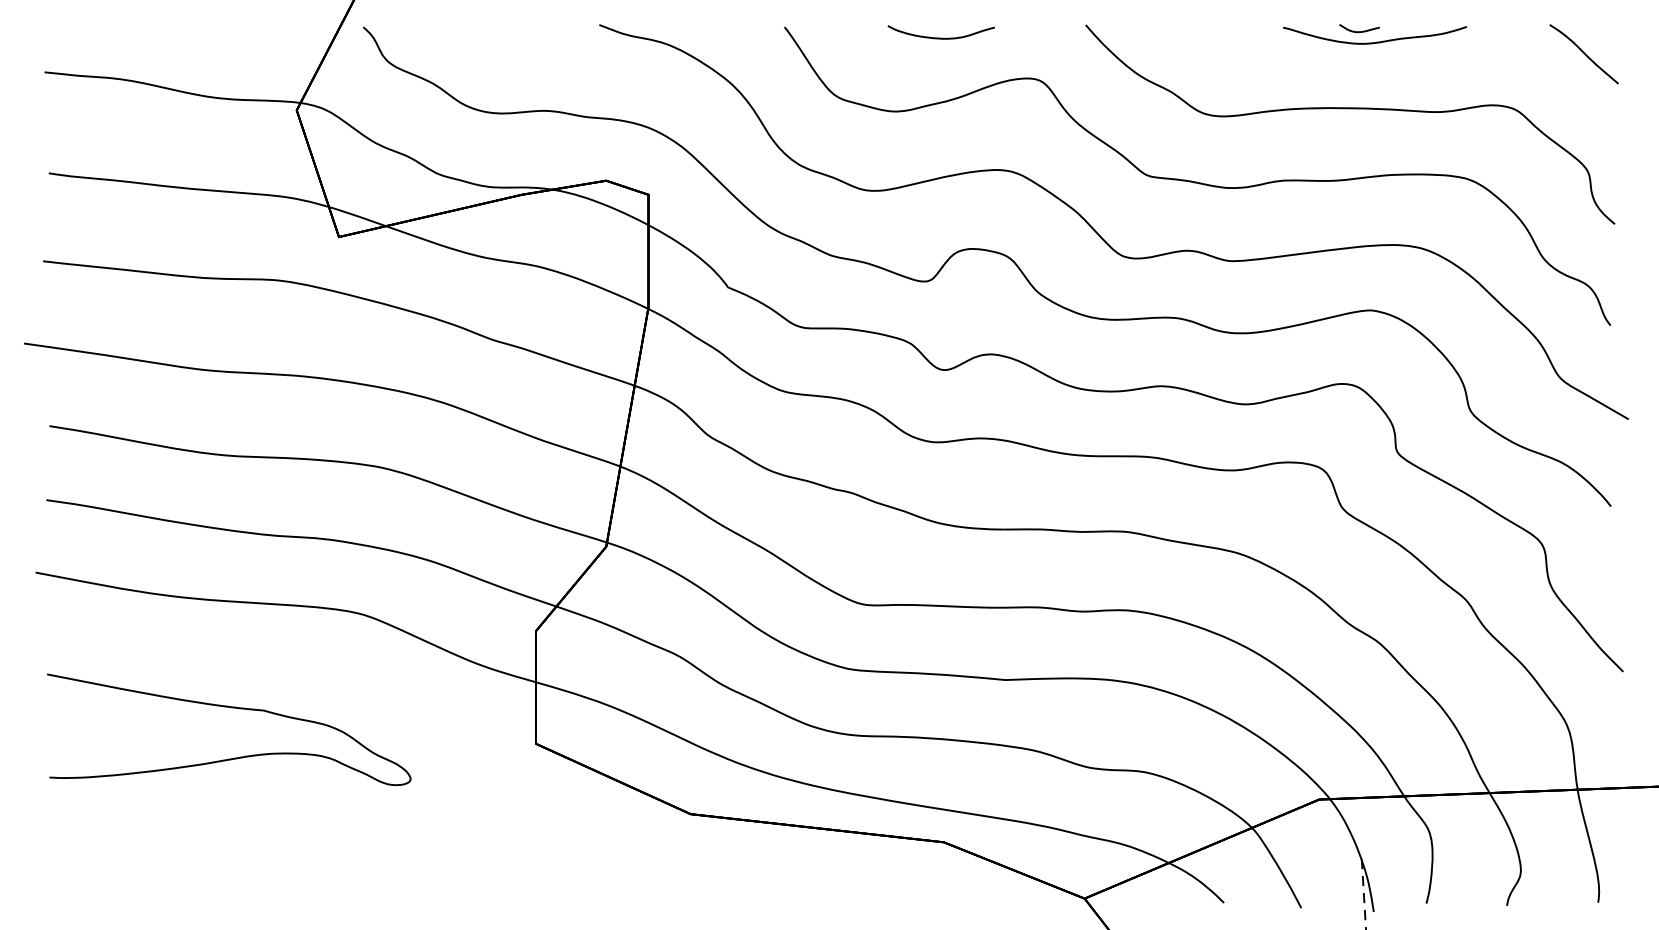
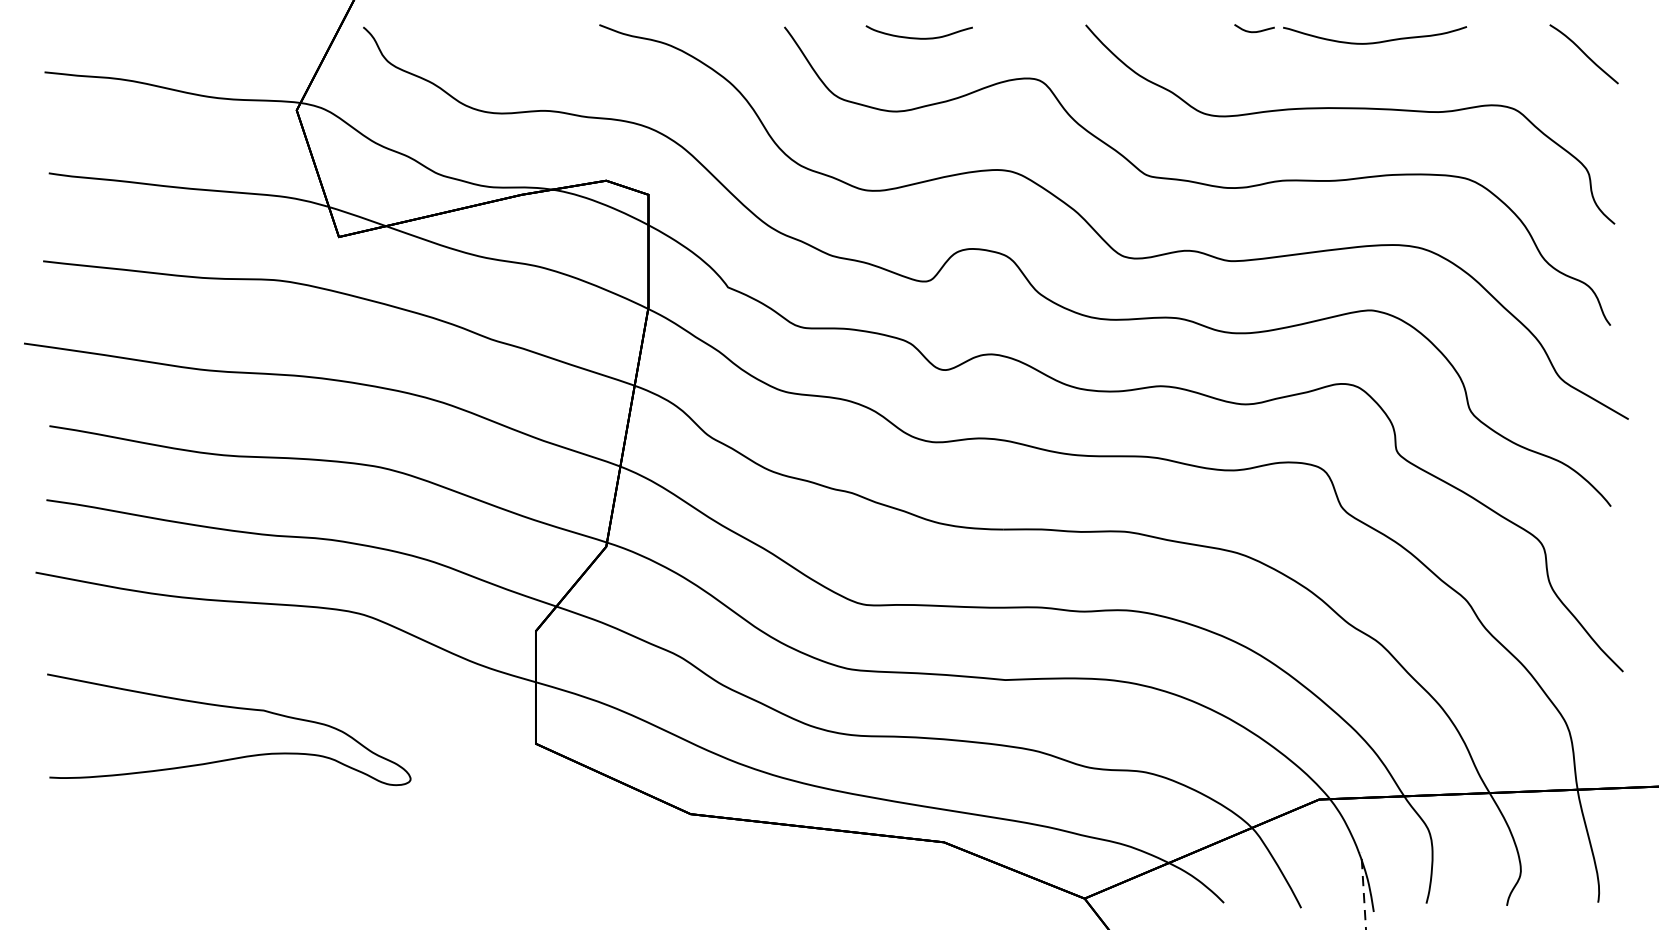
curve position: (1359, 31) -> (1254, 31) (1254, 31)
curve position: (940, 37) -> (918, 37) (918, 37)
